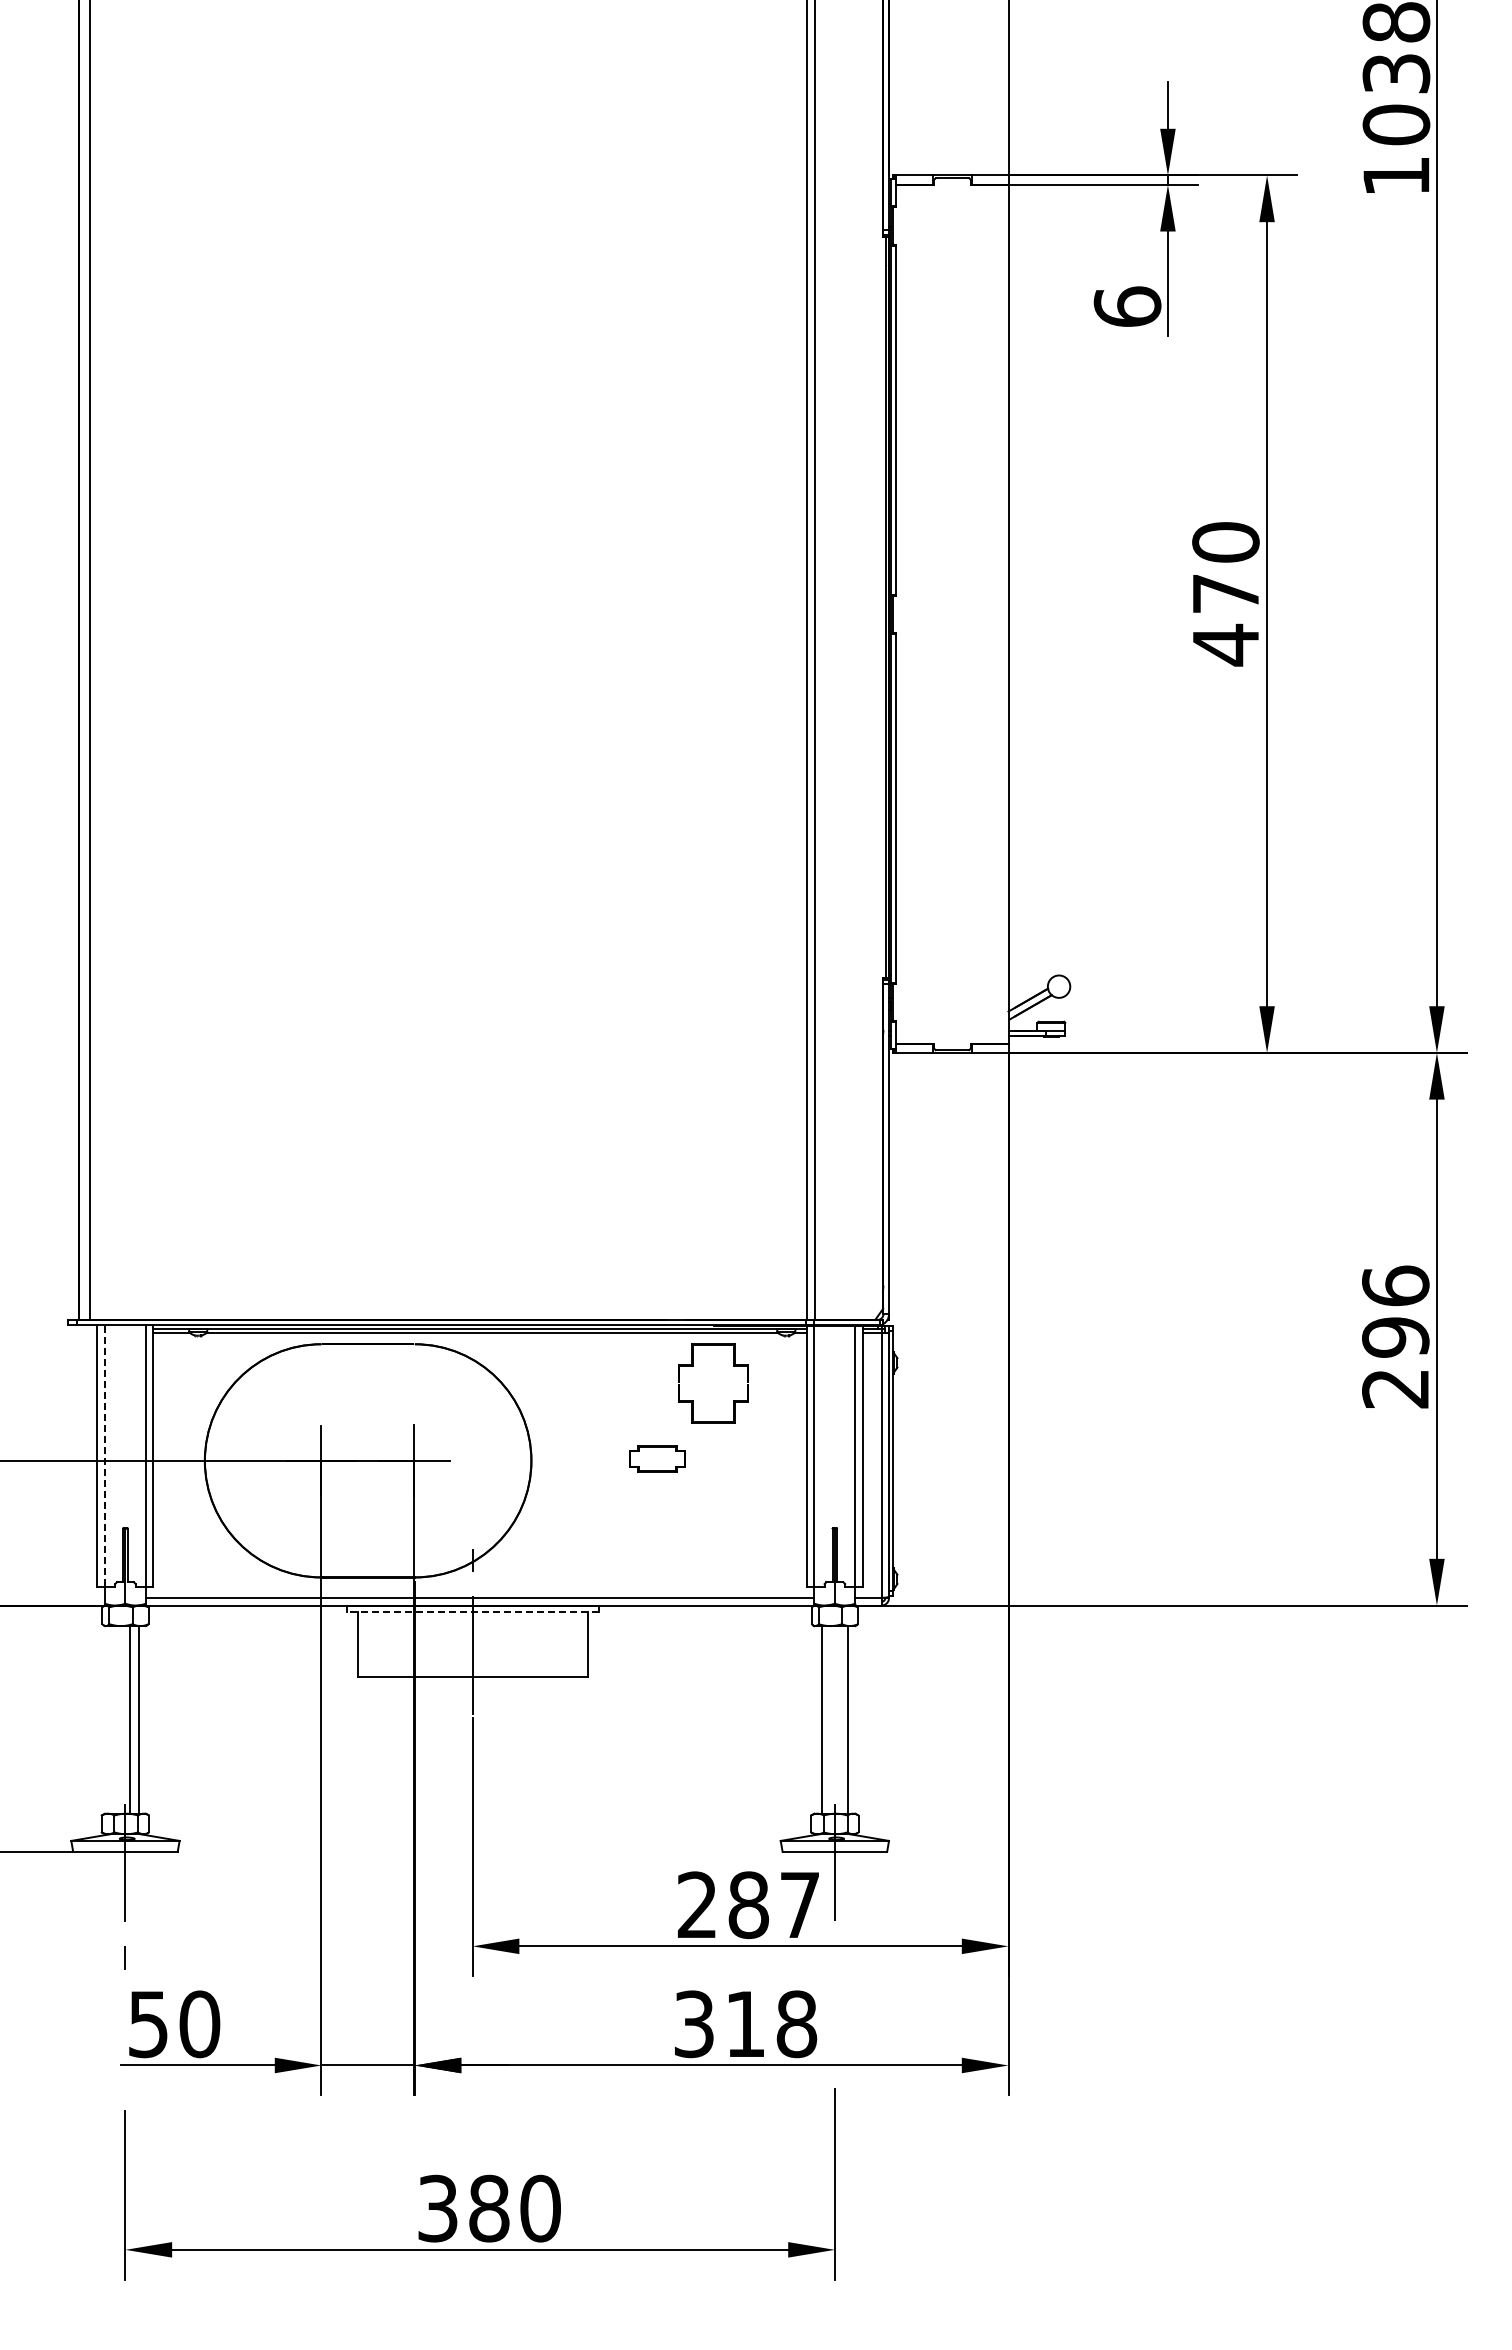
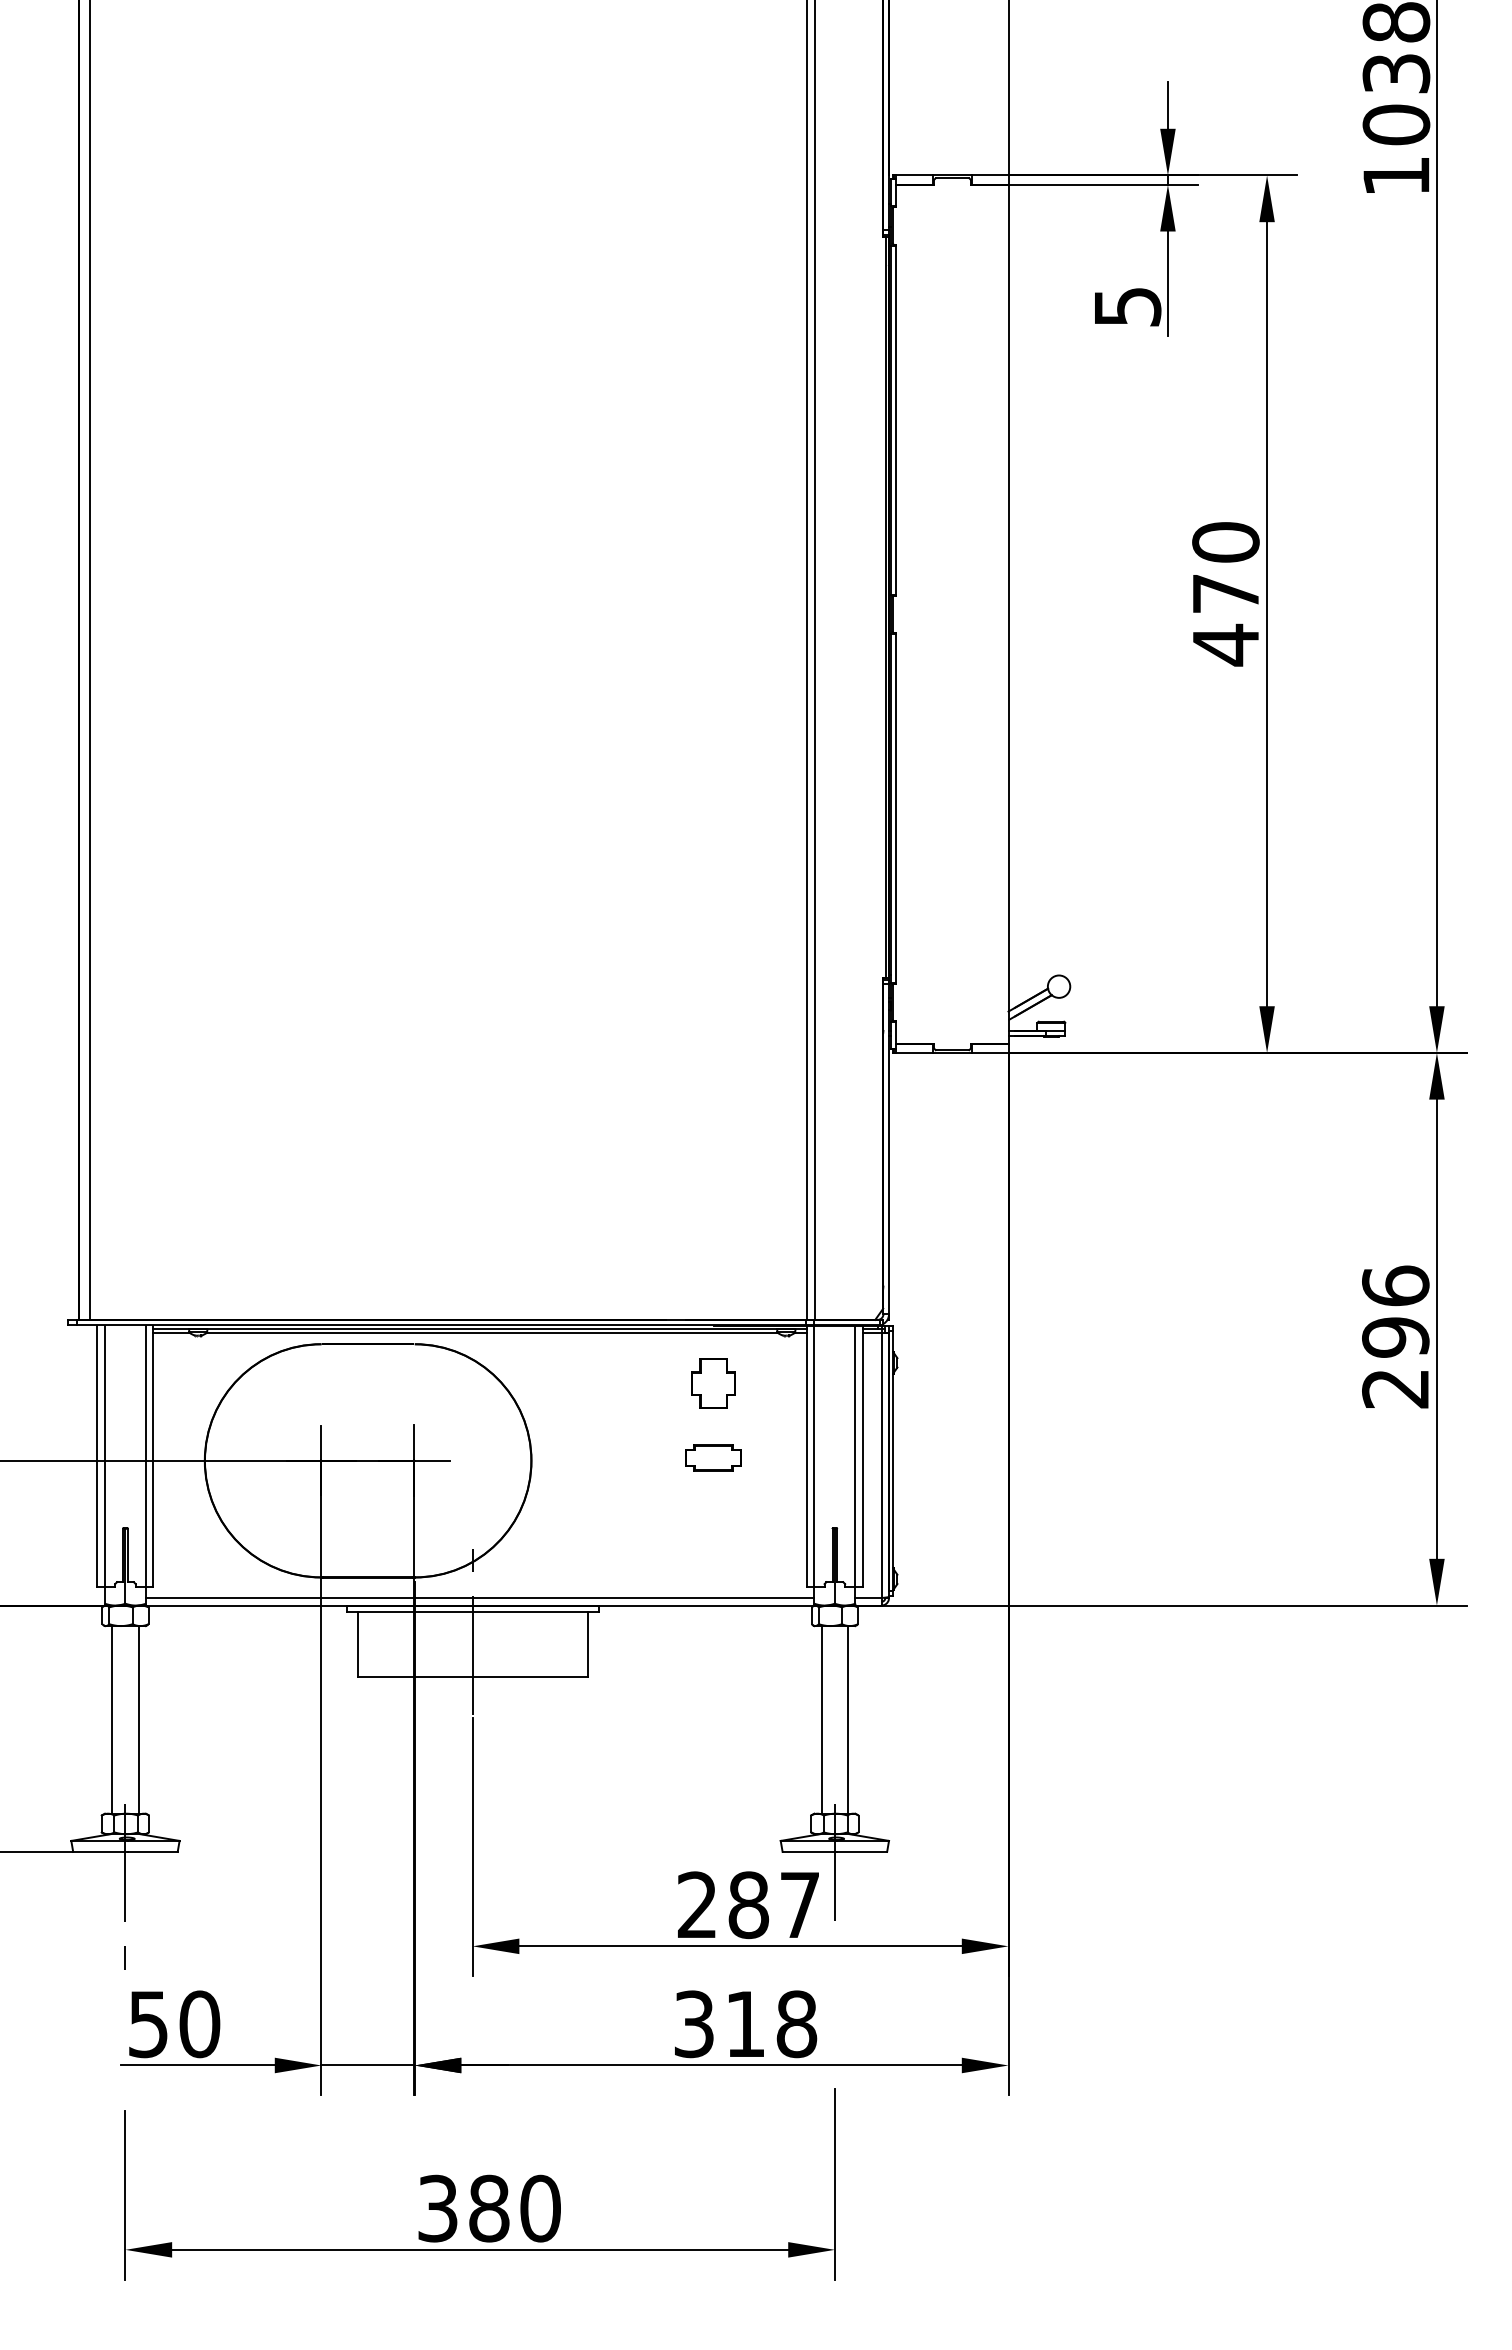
text: 6 -> 5 (1127, 306)
part size: 71x81 px -> 45x51 px (713, 1383)
line: dashed -> solid (104, 1456)
part position: (657, 1458) -> (713, 1457) (713, 1457)
line: dashed -> solid (472, 1612)
line position: (130, 1719) -> (112, 1719) (112, 1719)
